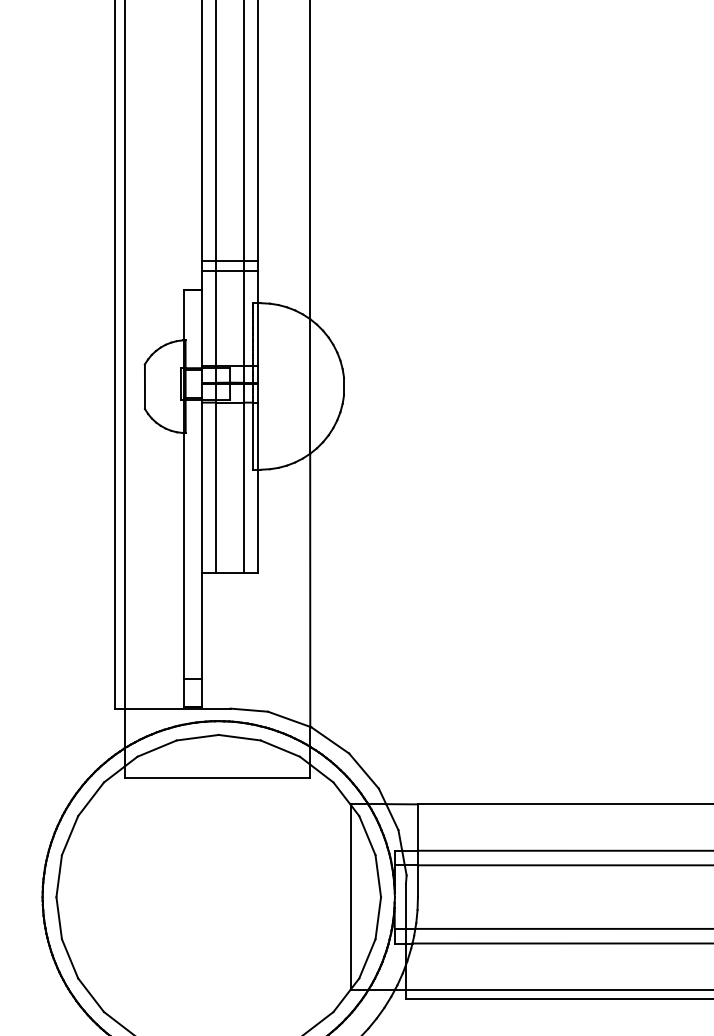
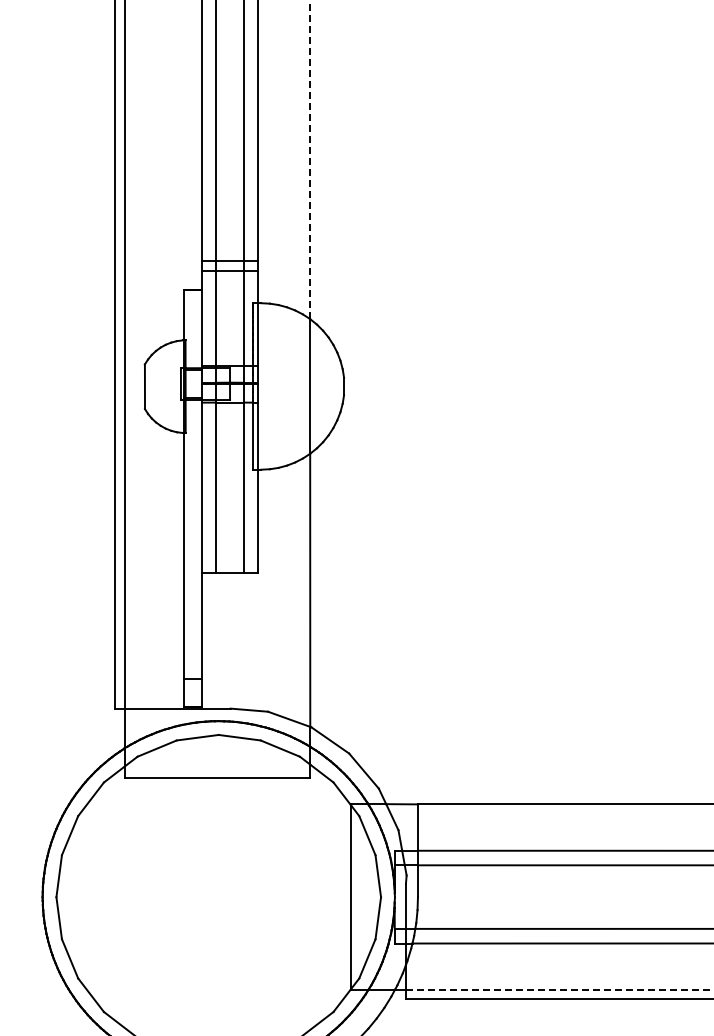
line: solid -> dashed (310, 159)
line: solid -> dashed (559, 989)
